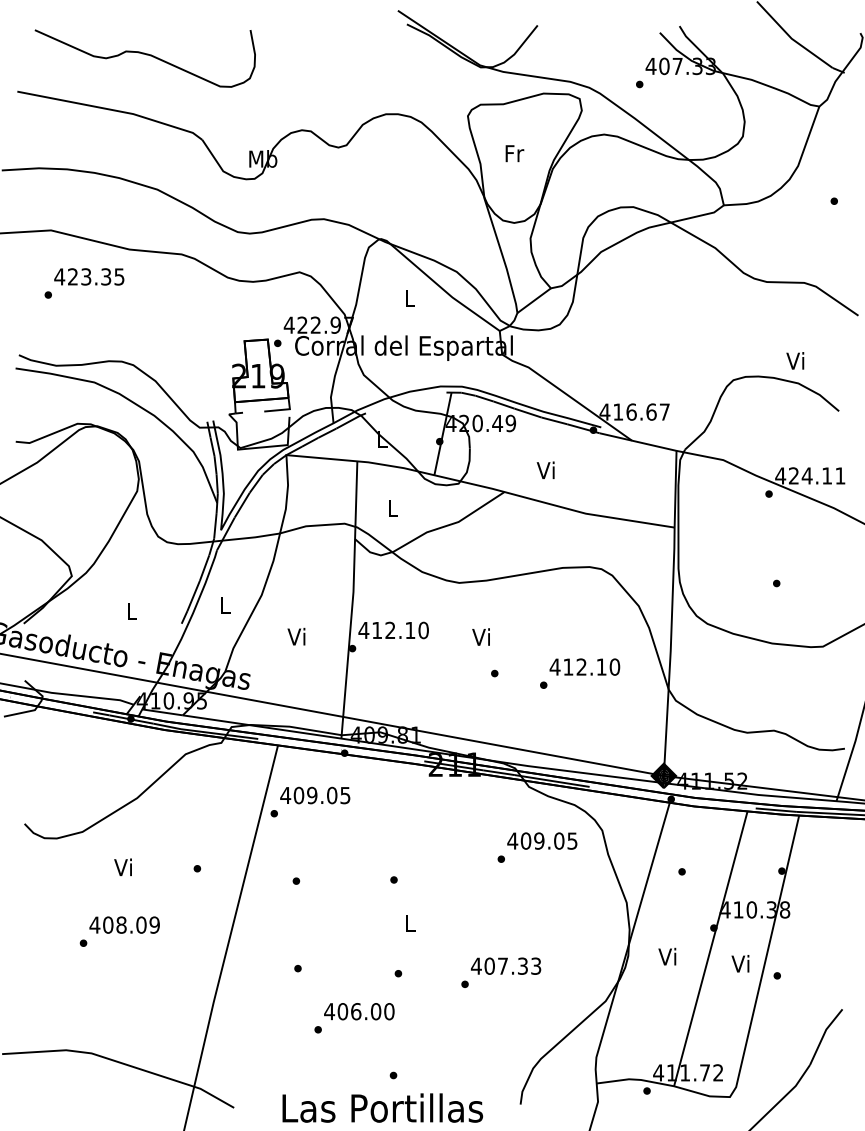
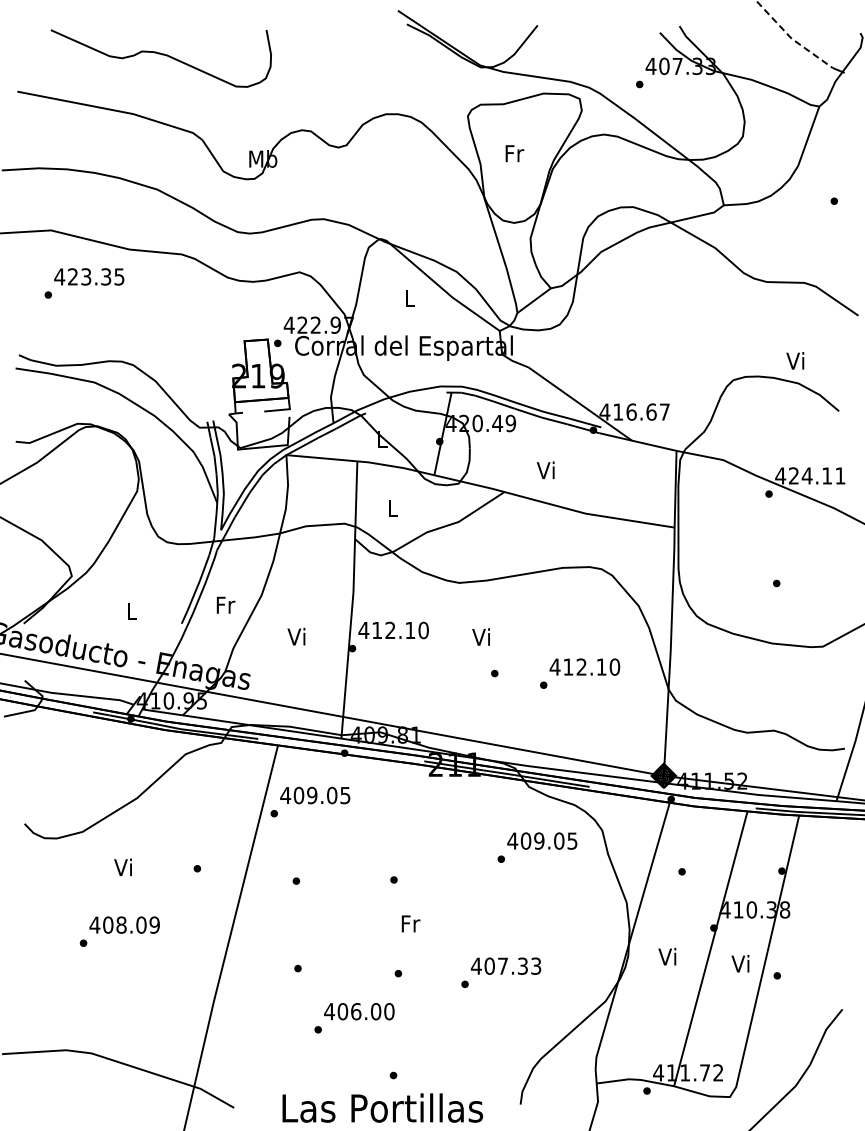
line: solid -> dashed (791, 38)
curve position: (146, 55) -> (162, 55) (162, 55)
text: L -> Fr (225, 604)
text: L -> Fr (410, 923)
